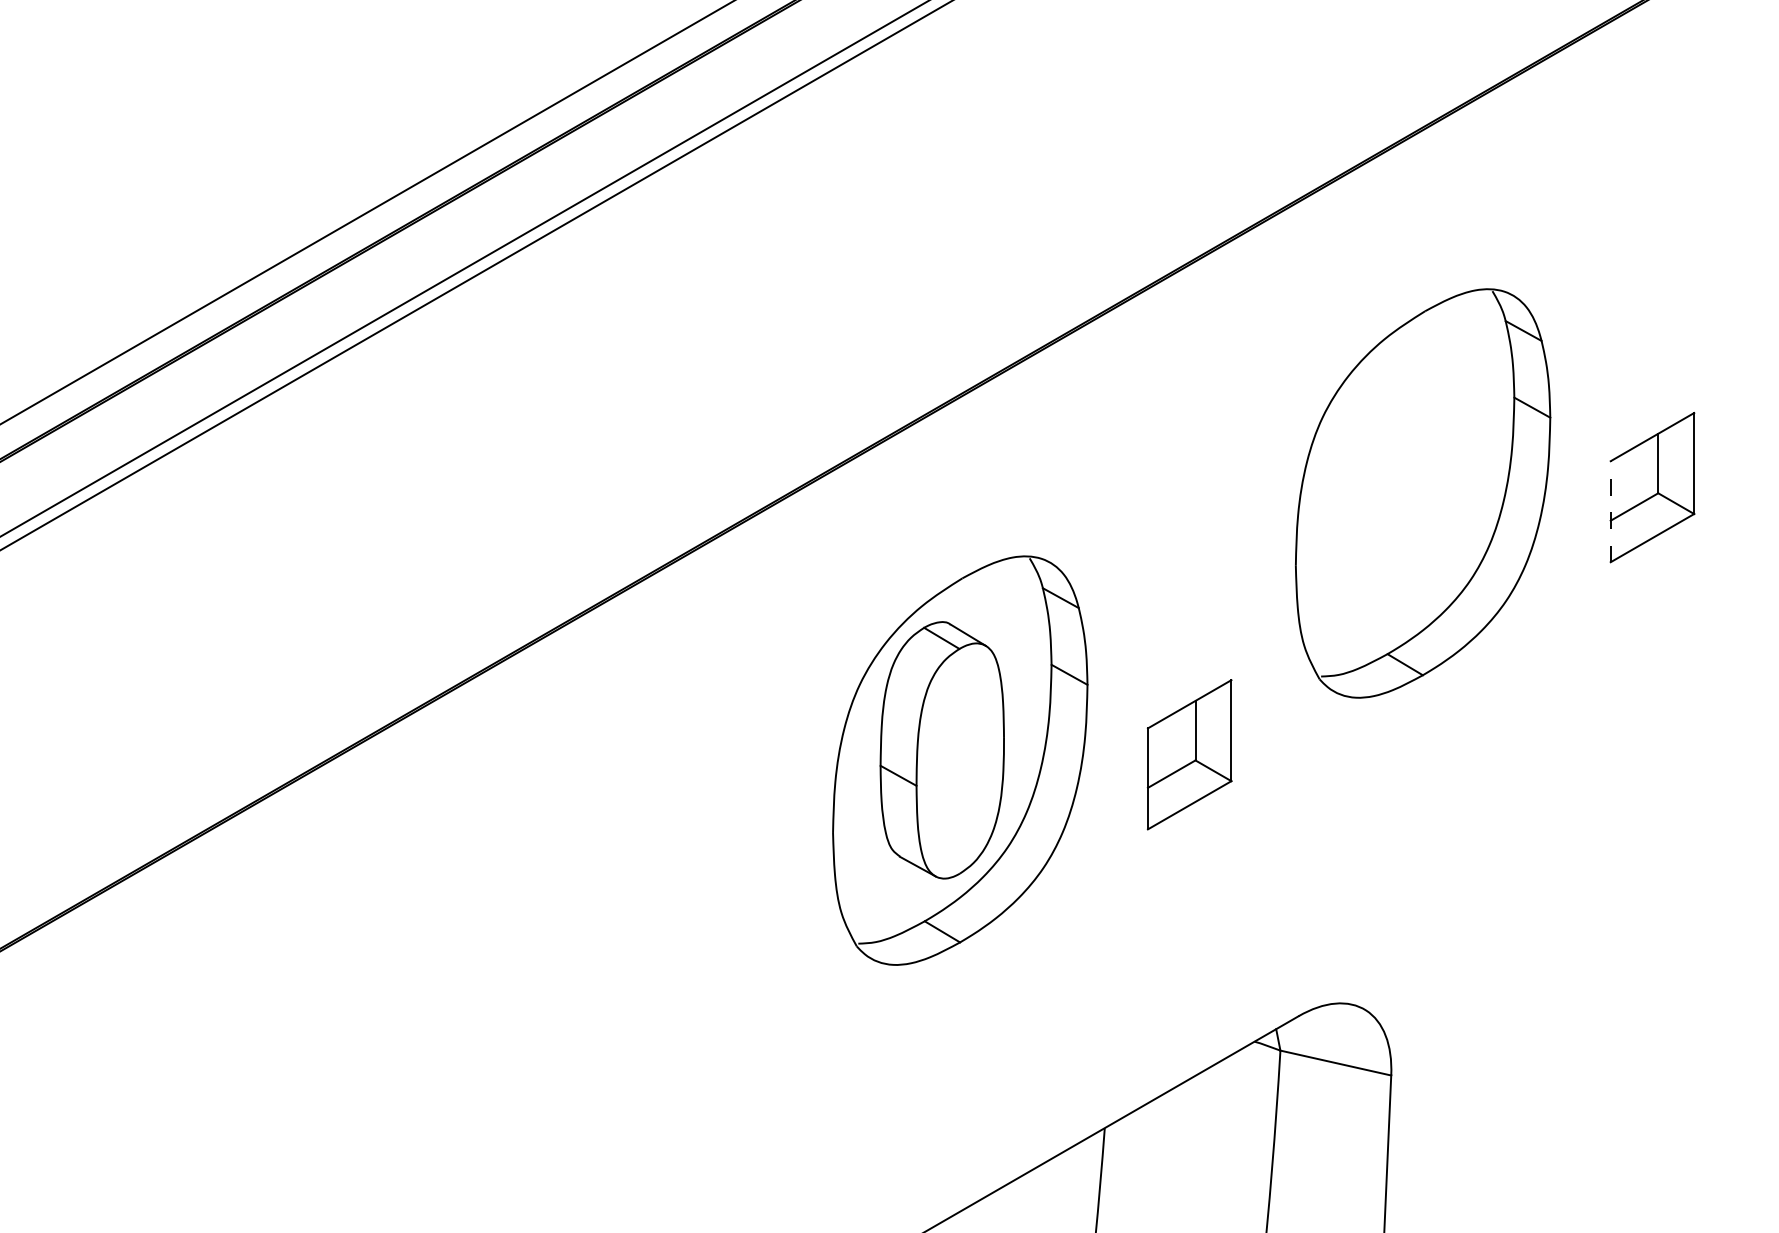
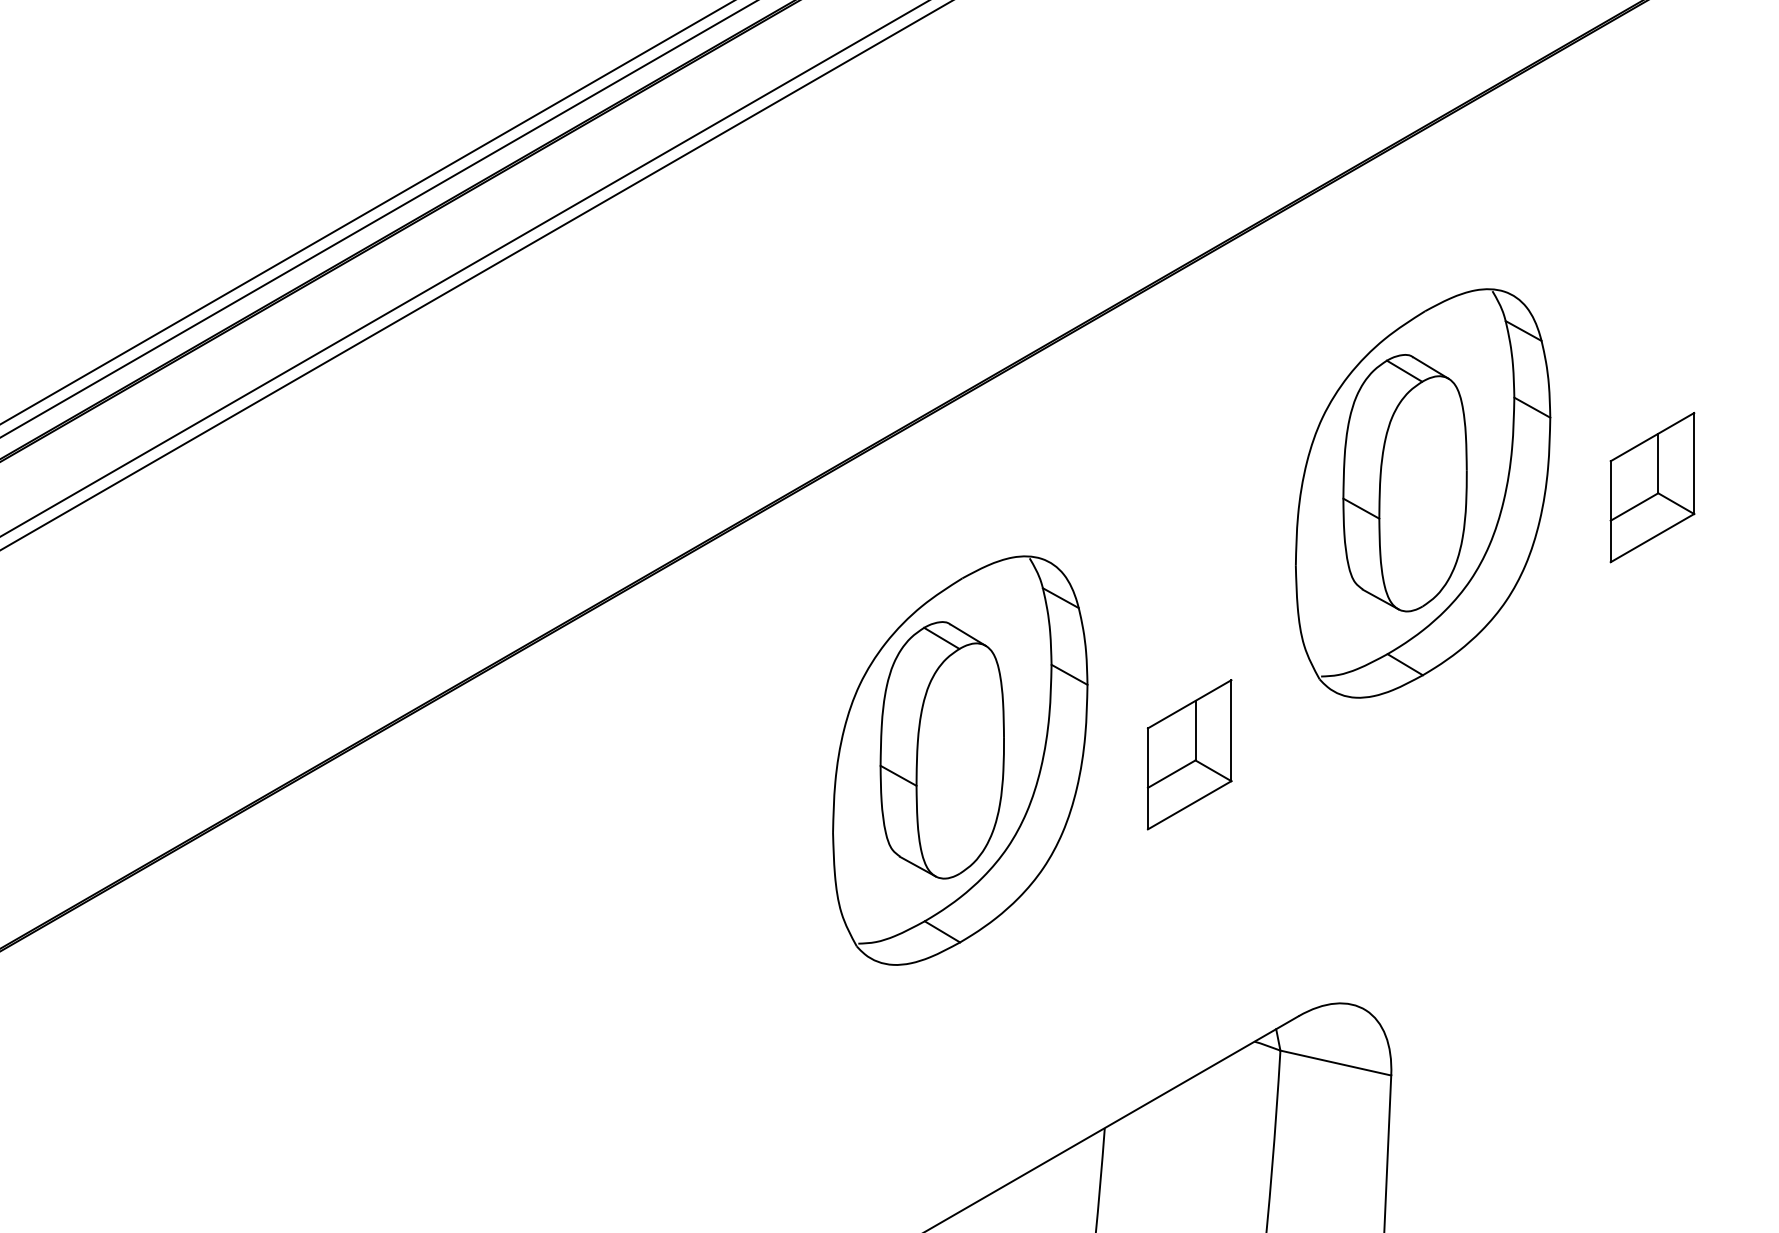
line: none -> present (378, 219)
part: none -> present (1404, 483)
line: dashed -> solid (1610, 511)
